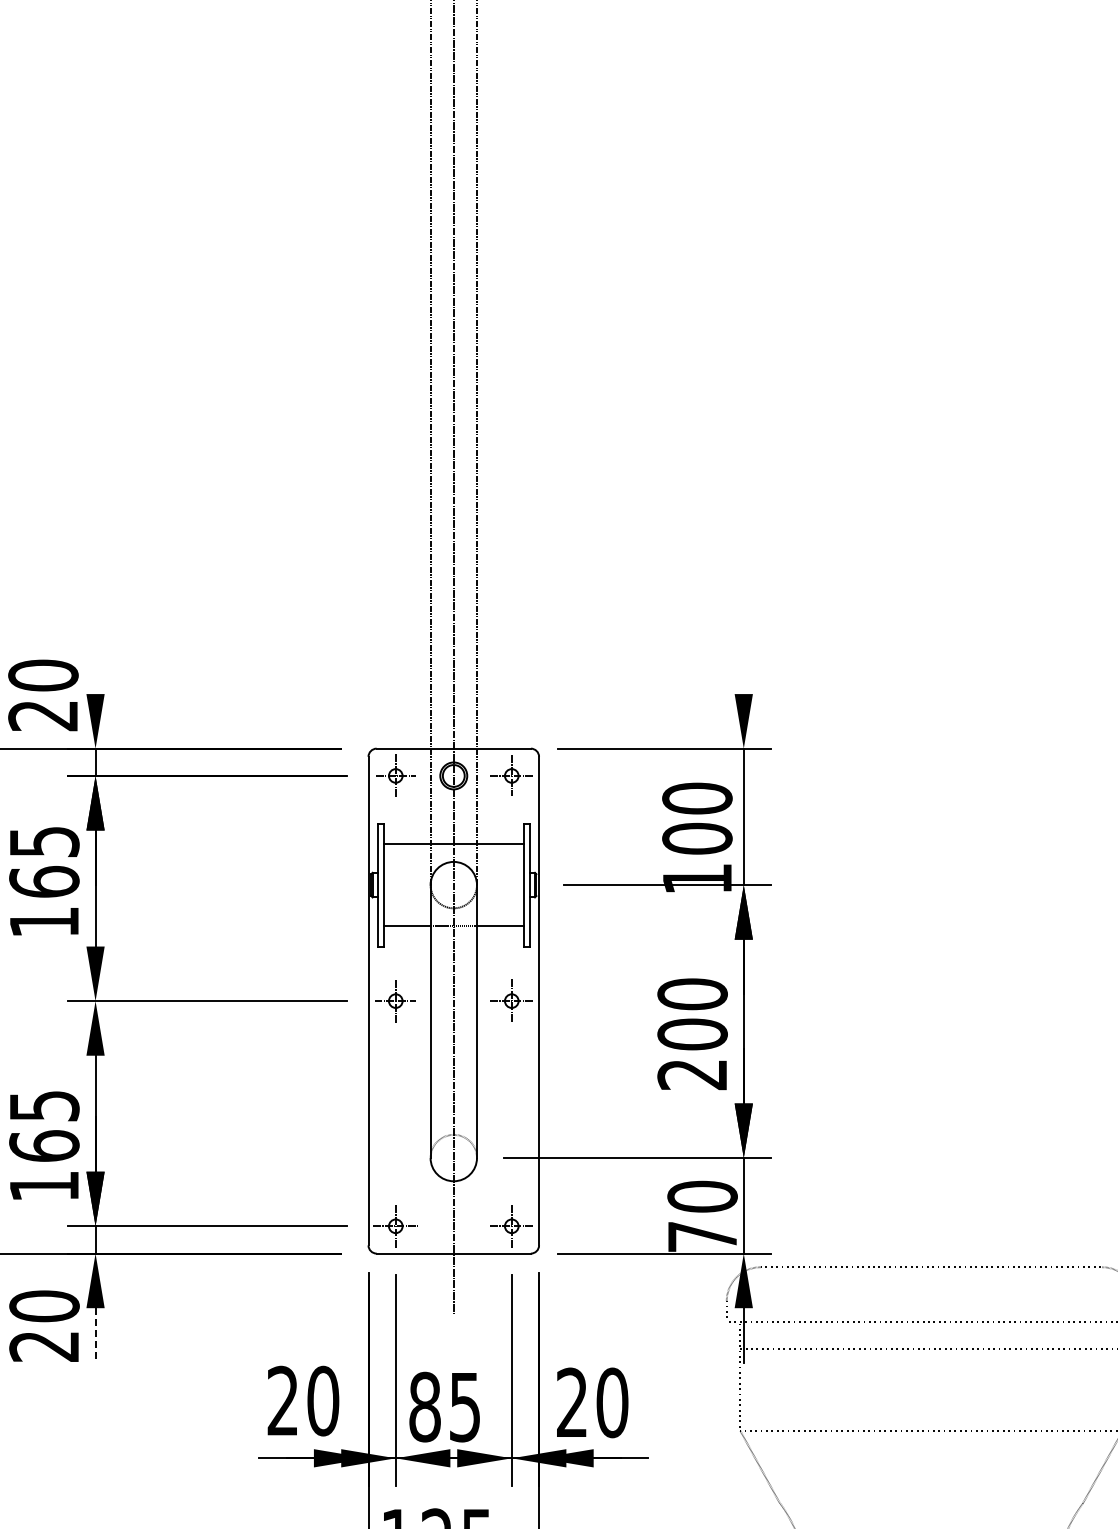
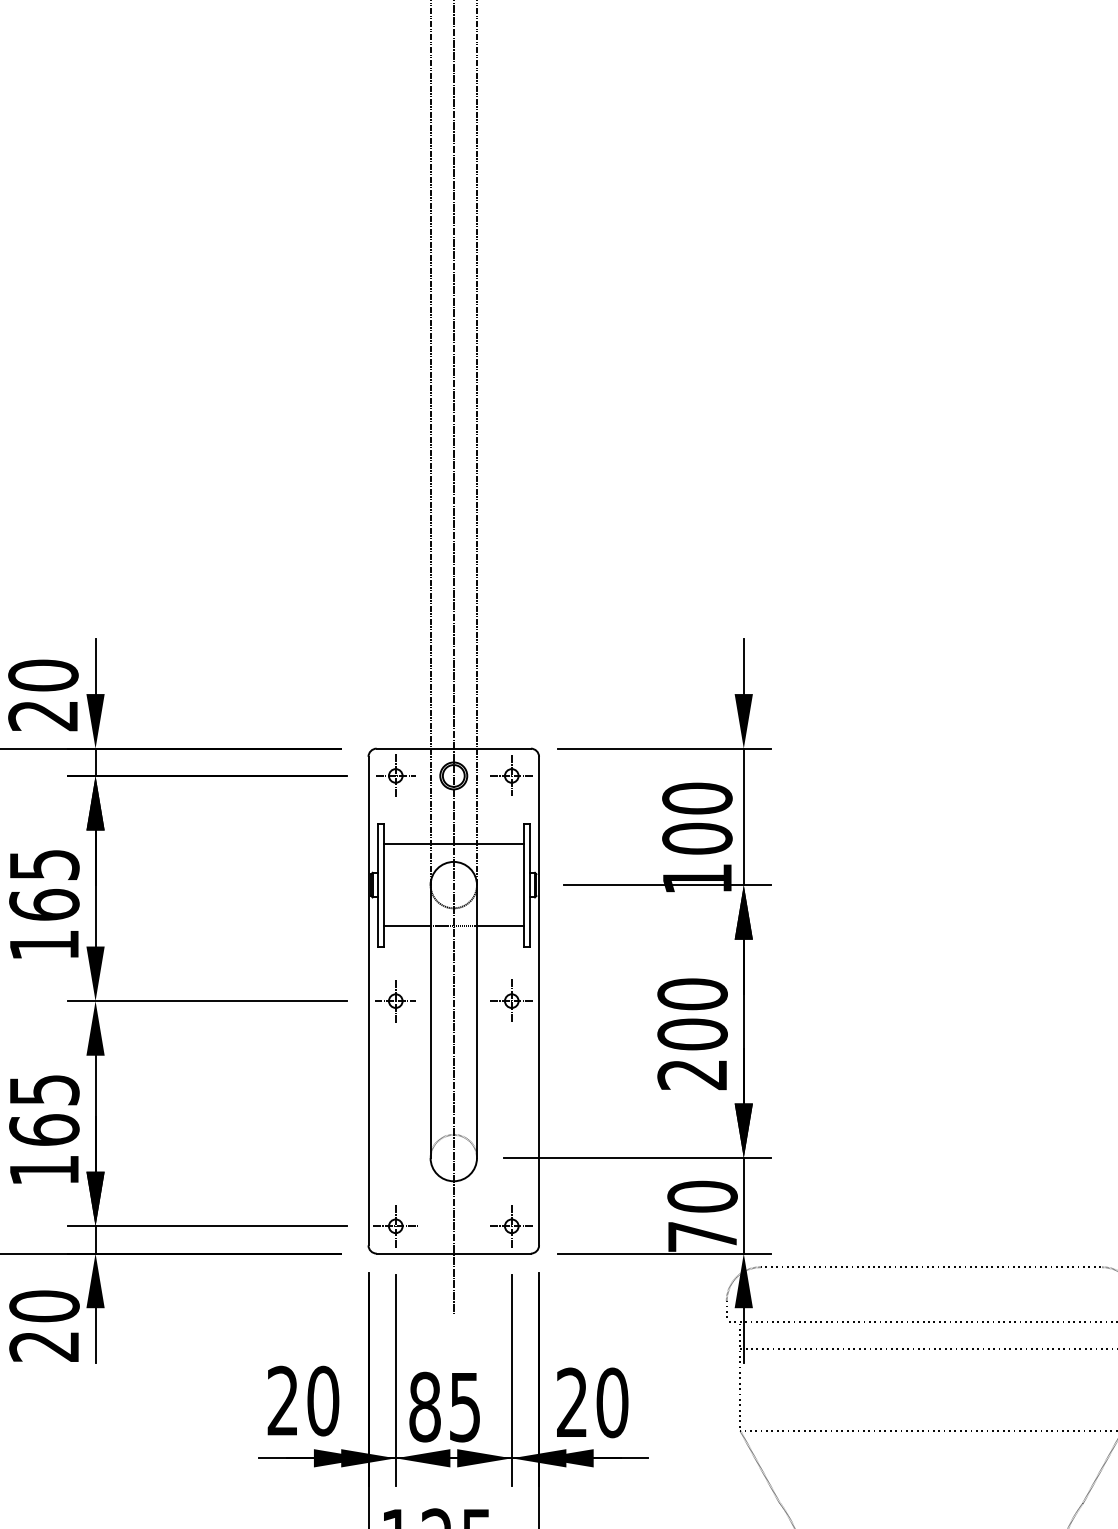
line: none -> present (95, 666)
line: none -> present (743, 666)
text position: (44, 881) -> (44, 904) (44, 904)
text position: (44, 1145) -> (44, 1129) (44, 1129)
line: dashed -> solid (95, 1335)
